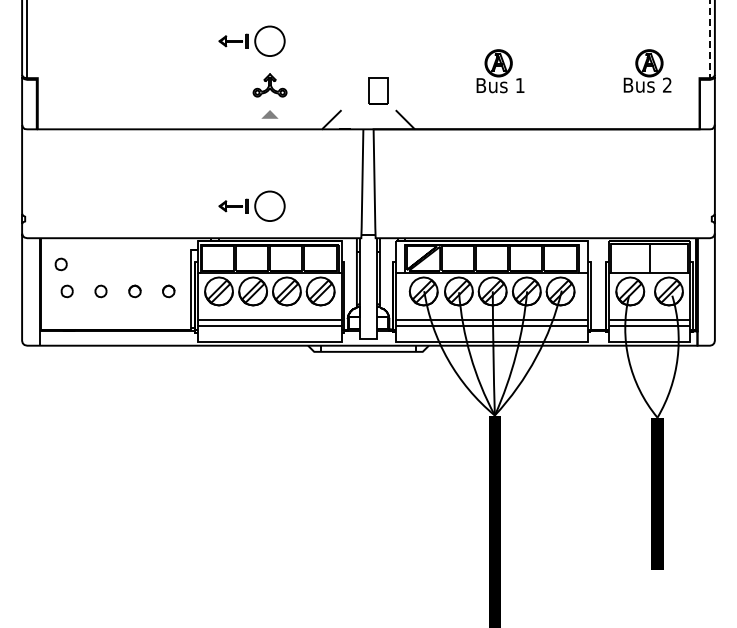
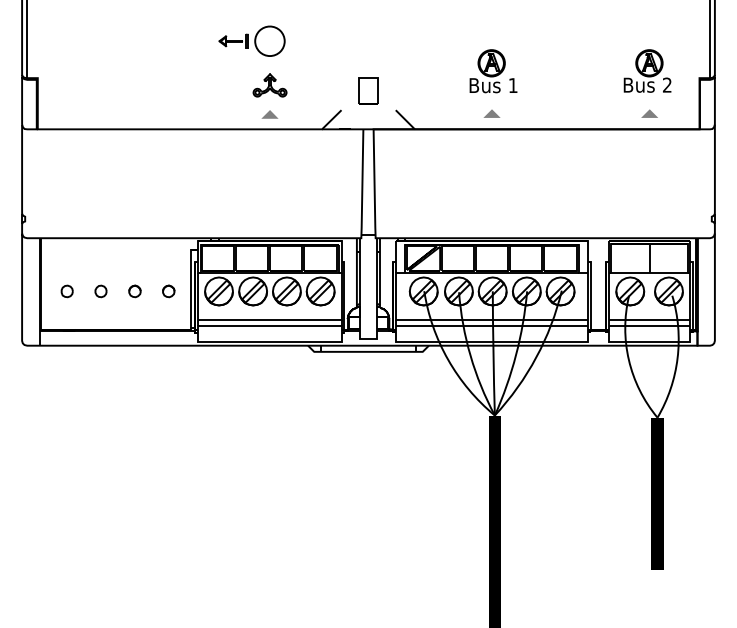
line: dashed -> solid (710, 40)
part position: (500, 71) -> (493, 71) (493, 71)
part position: (378, 90) -> (368, 90) (368, 90)
fill: none -> present (491, 113)
fill: none -> present (649, 113)
part: present -> none (251, 205)
part: present -> none (60, 264)
